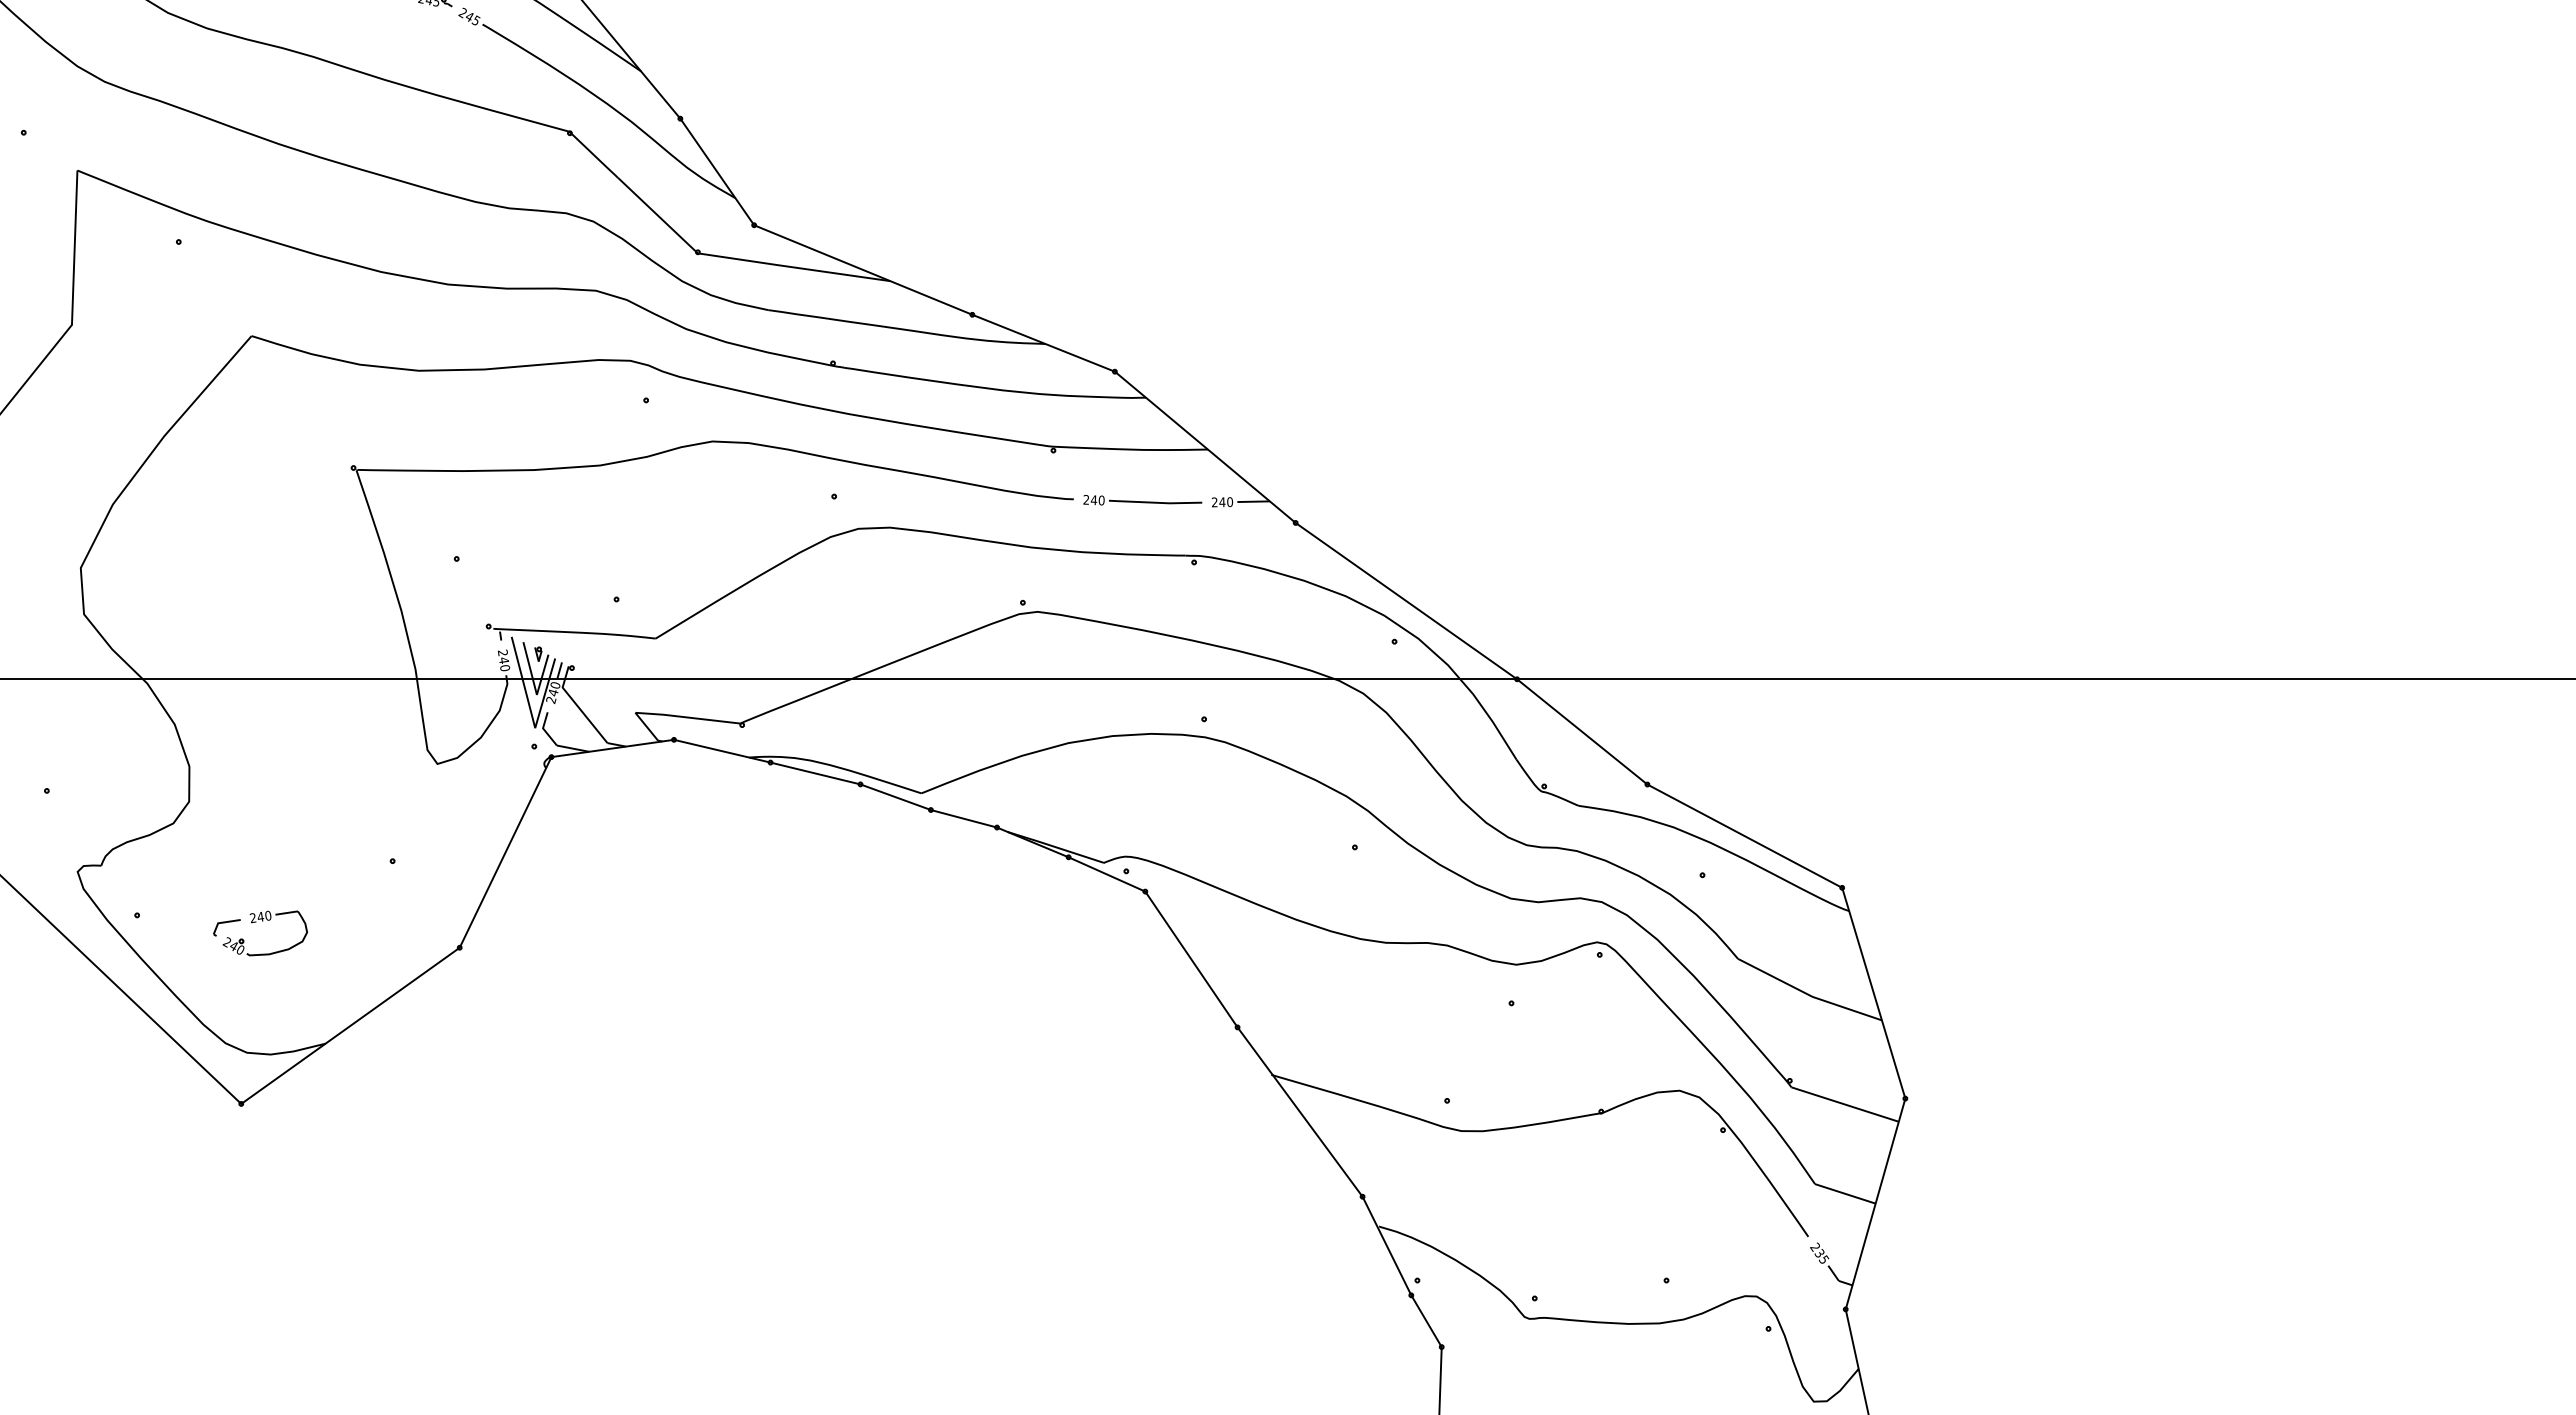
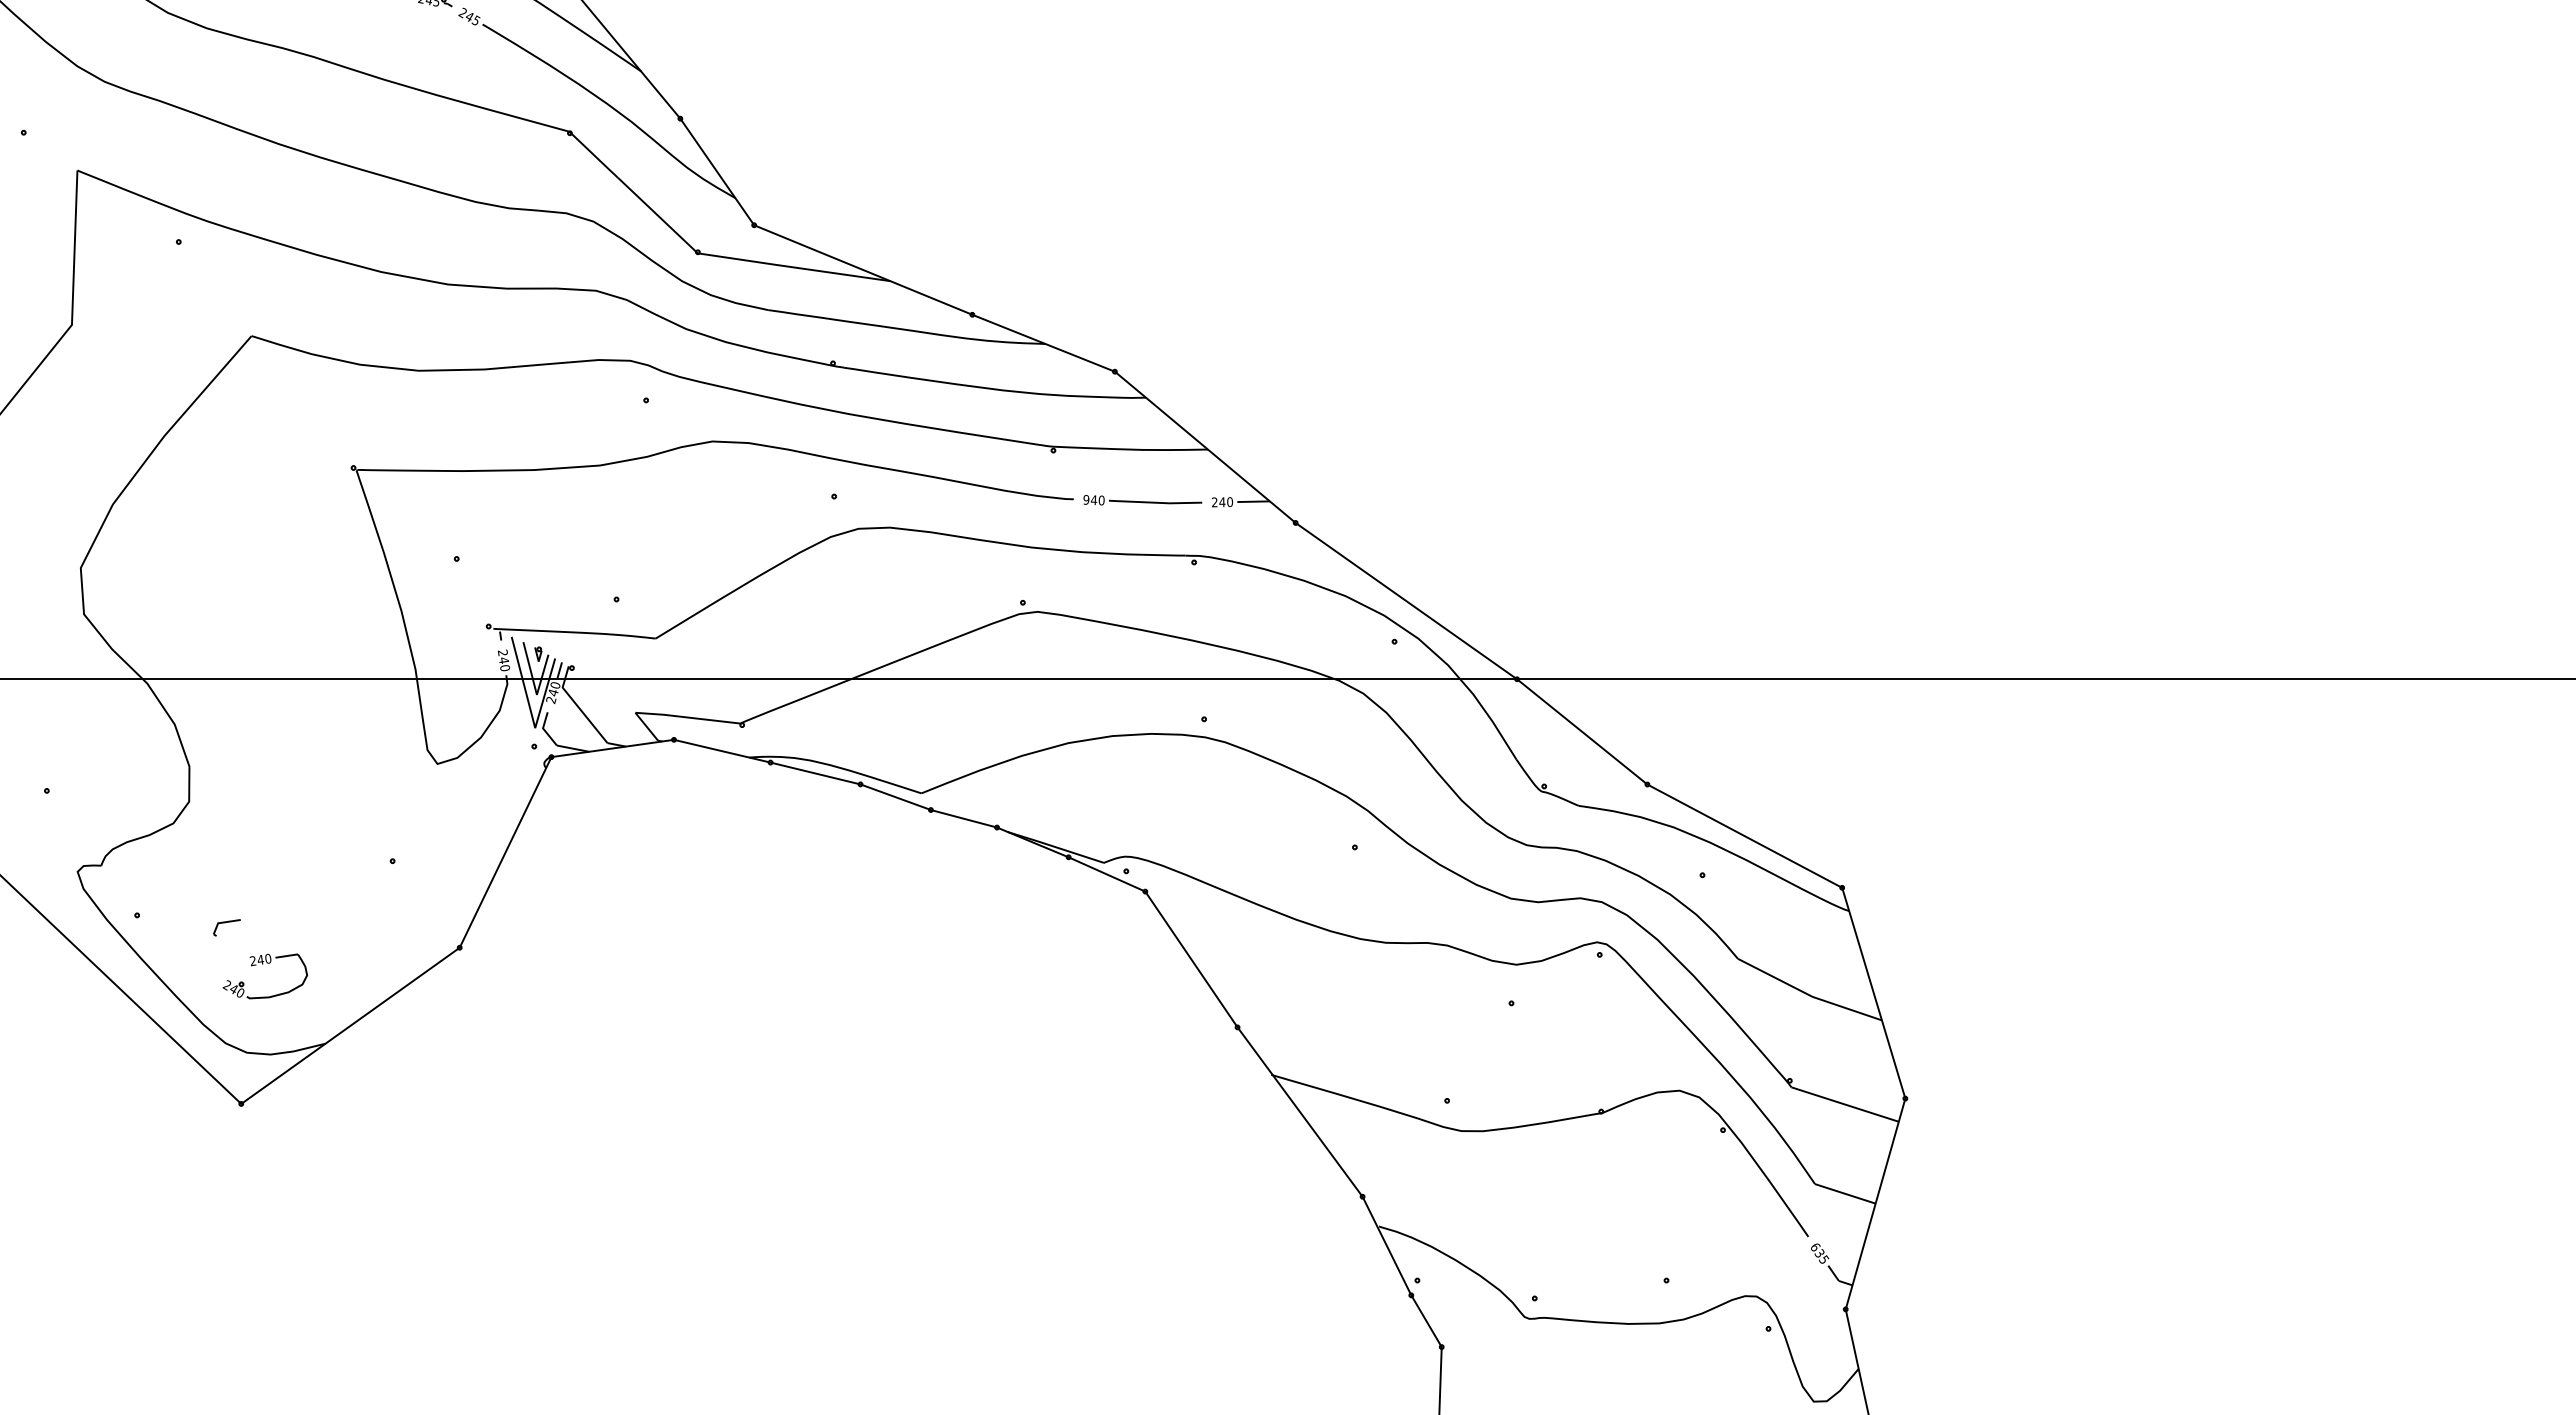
text: 240 -> 940 (1086, 499)
part position: (263, 921) -> (263, 964) (263, 964)
text: 235 -> 635 (1815, 1246)
